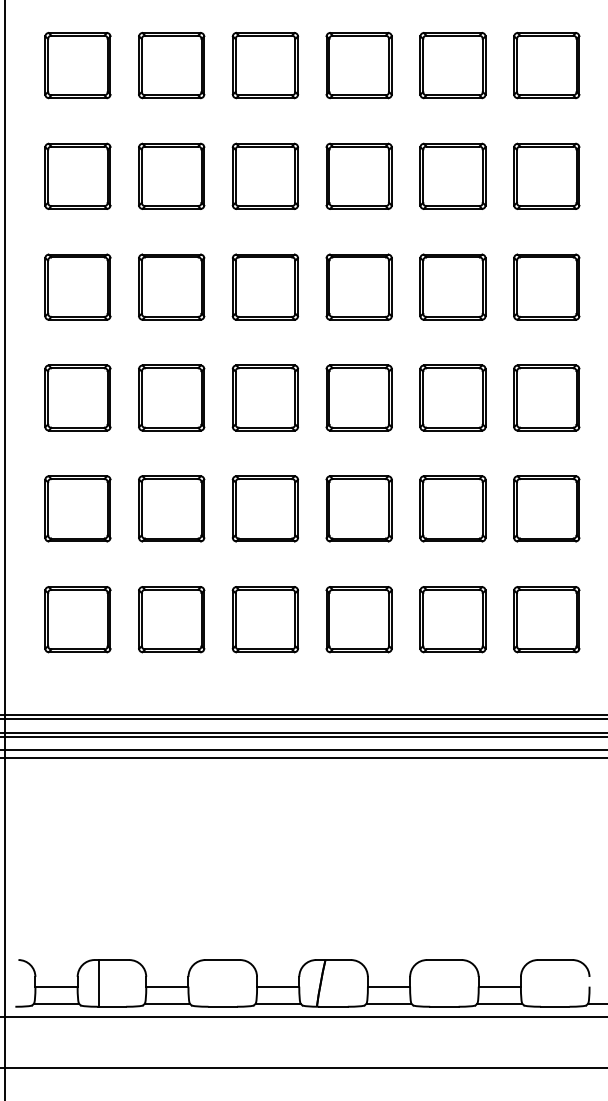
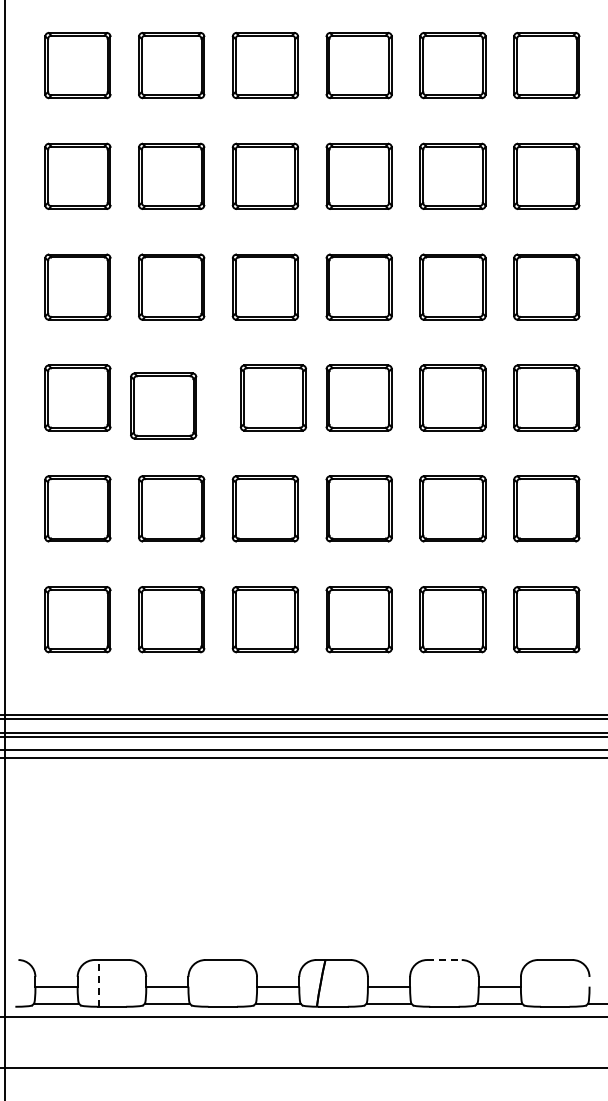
part position: (171, 397) -> (163, 405) (163, 405)
part position: (264, 397) -> (272, 397) (272, 397)
line: solid -> dashed (444, 960)
line: solid -> dashed (99, 982)
